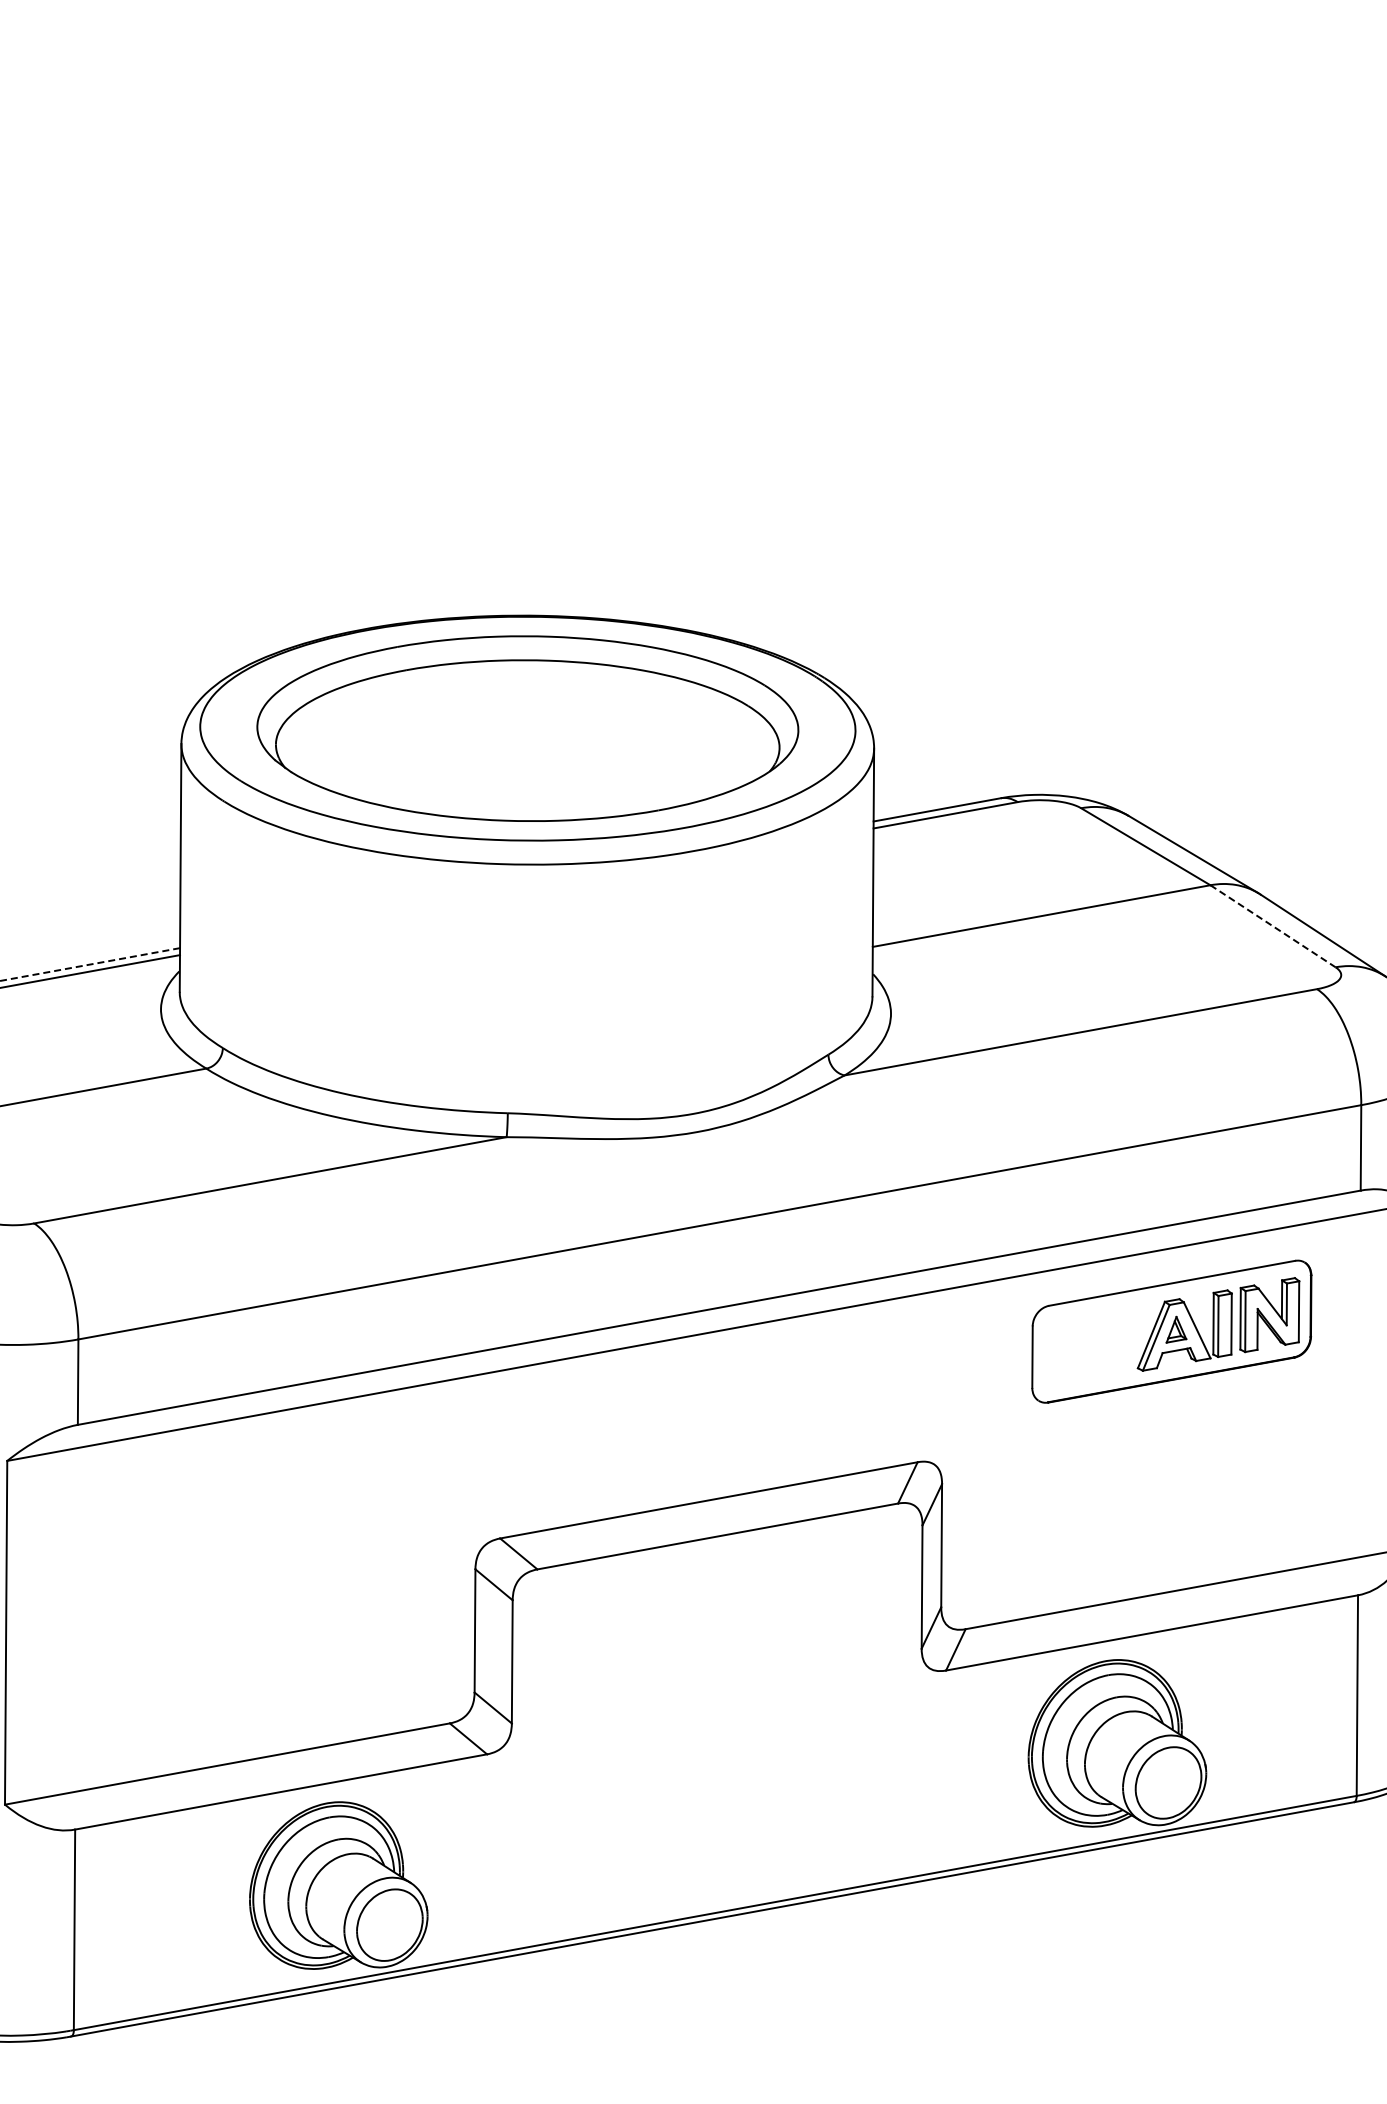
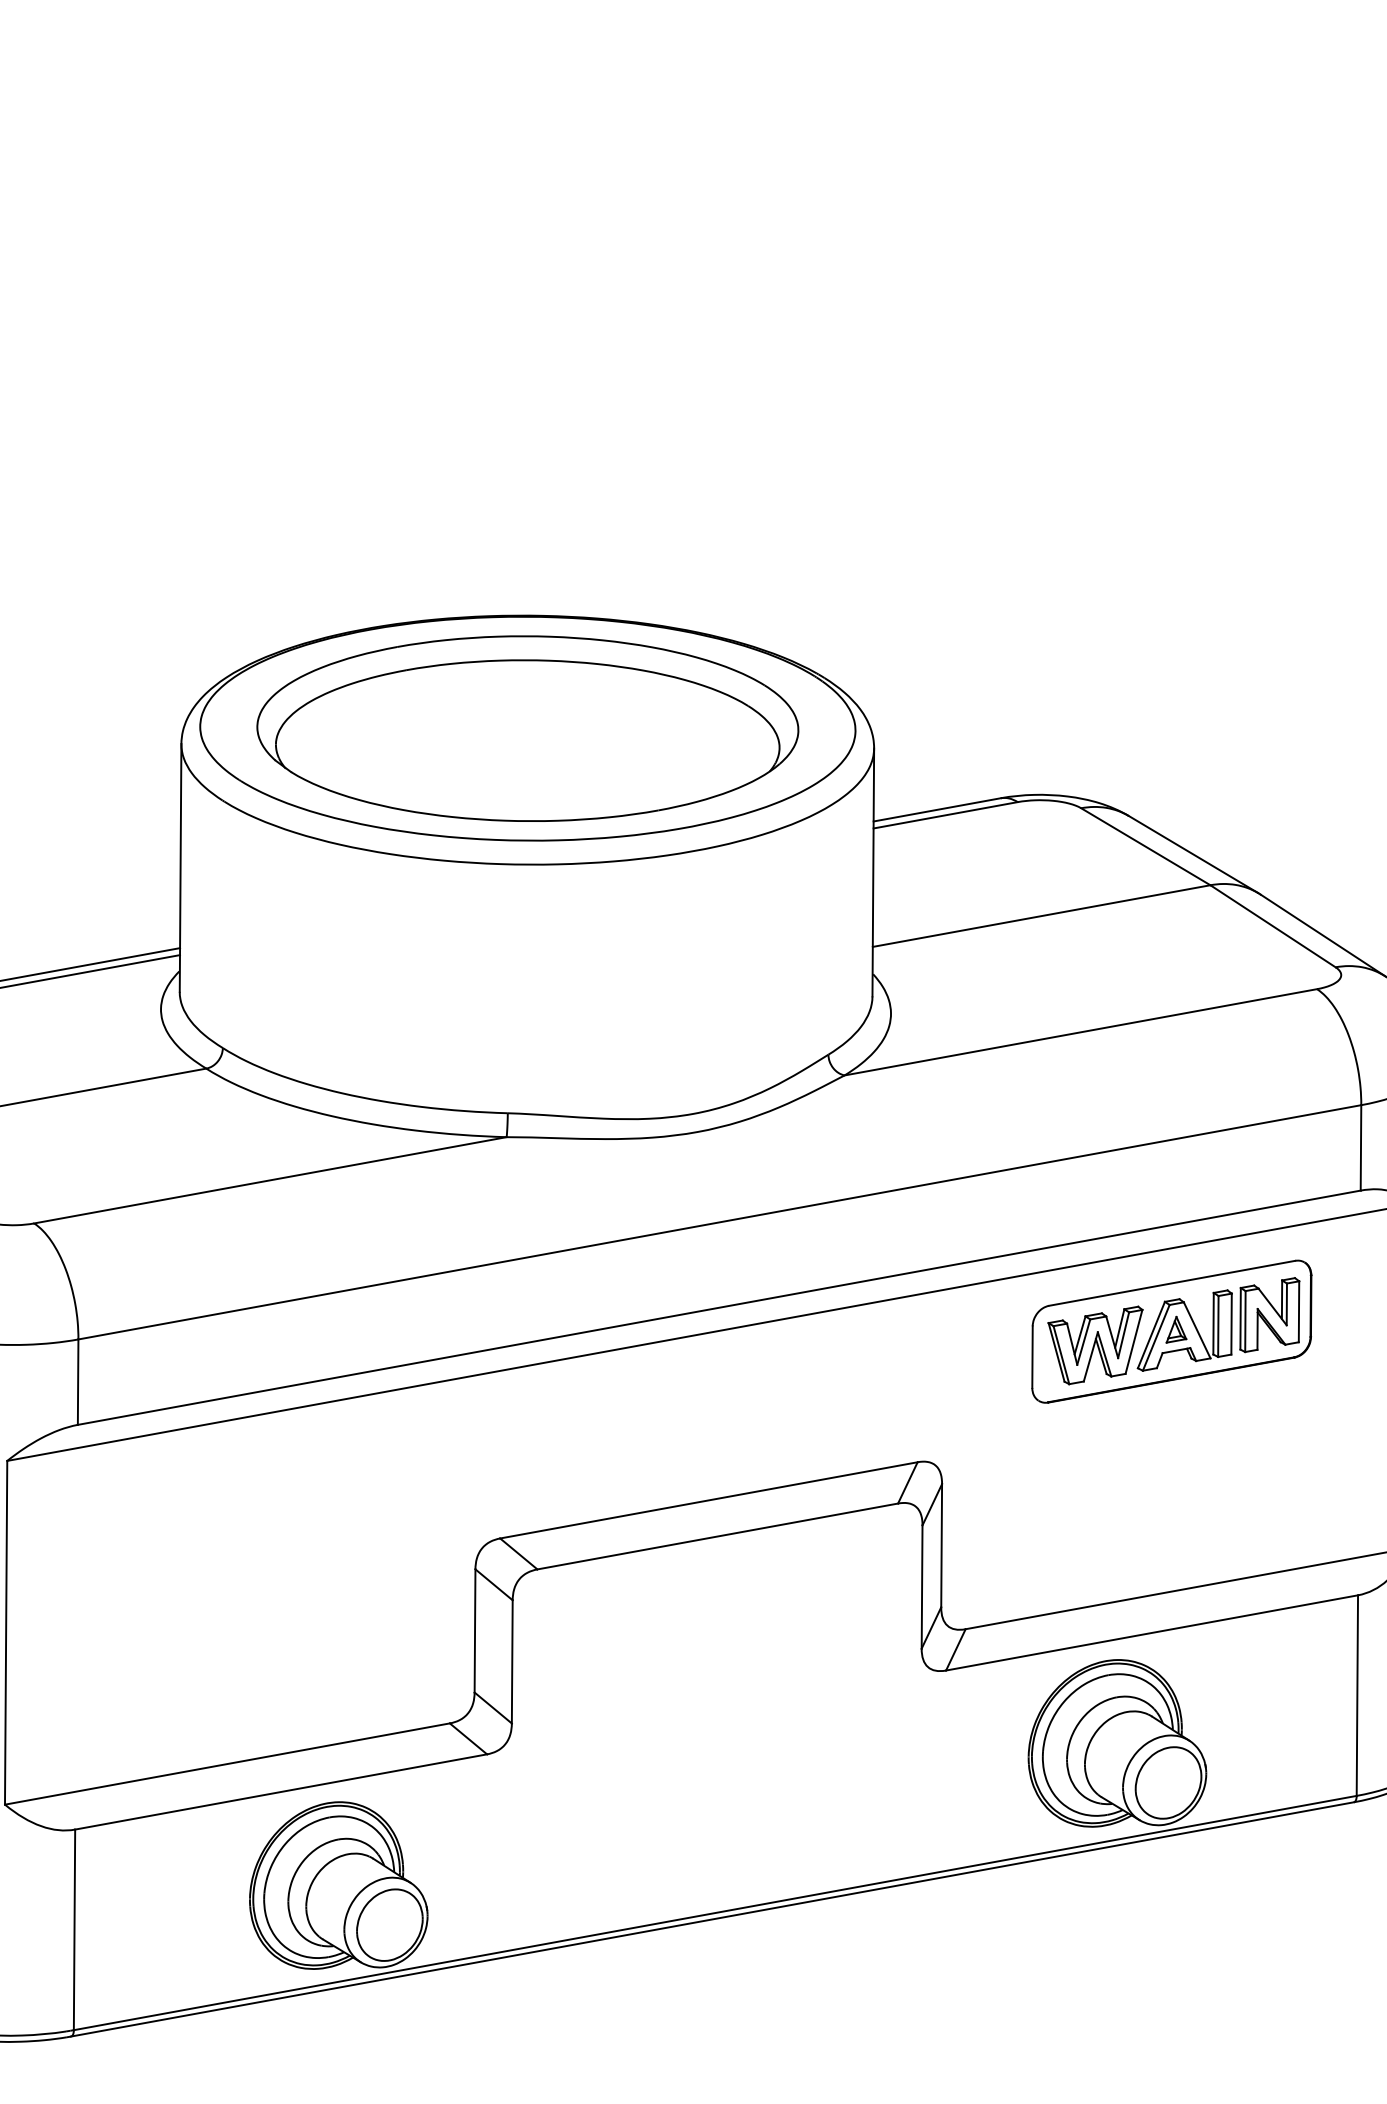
line: dashed -> solid (1273, 926)
line: dashed -> solid (89, 964)
part: none -> present (1095, 1345)
